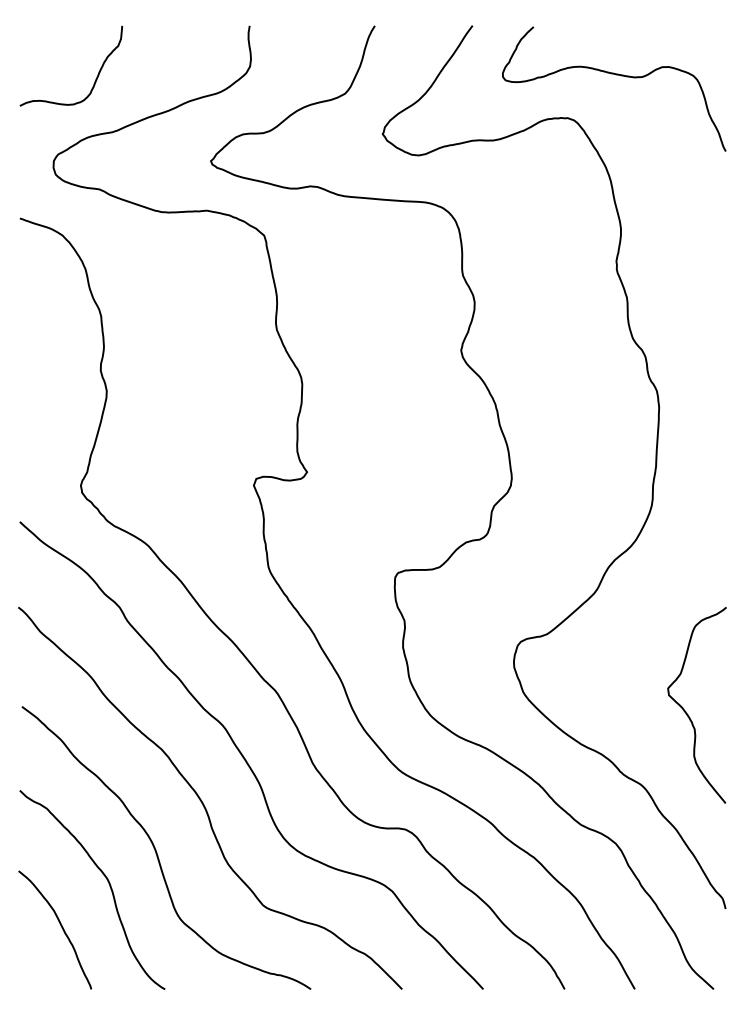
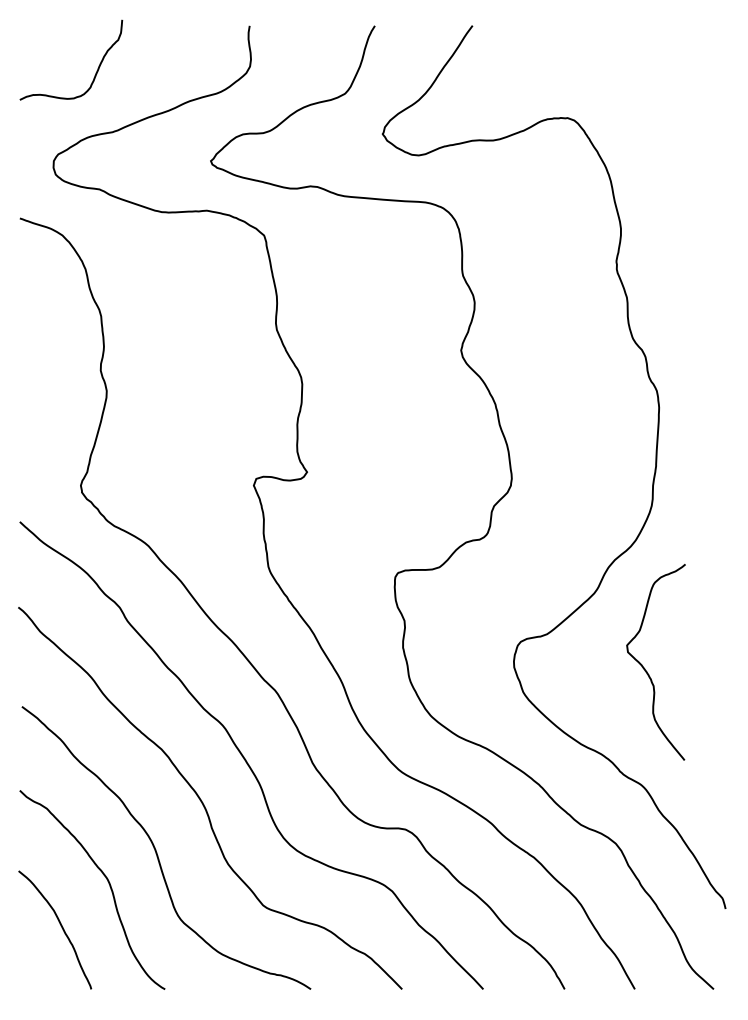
curve: present -> none (615, 75)
curve position: (96, 76) -> (96, 70) (96, 70)
curve position: (686, 711) -> (645, 668) (645, 668)
